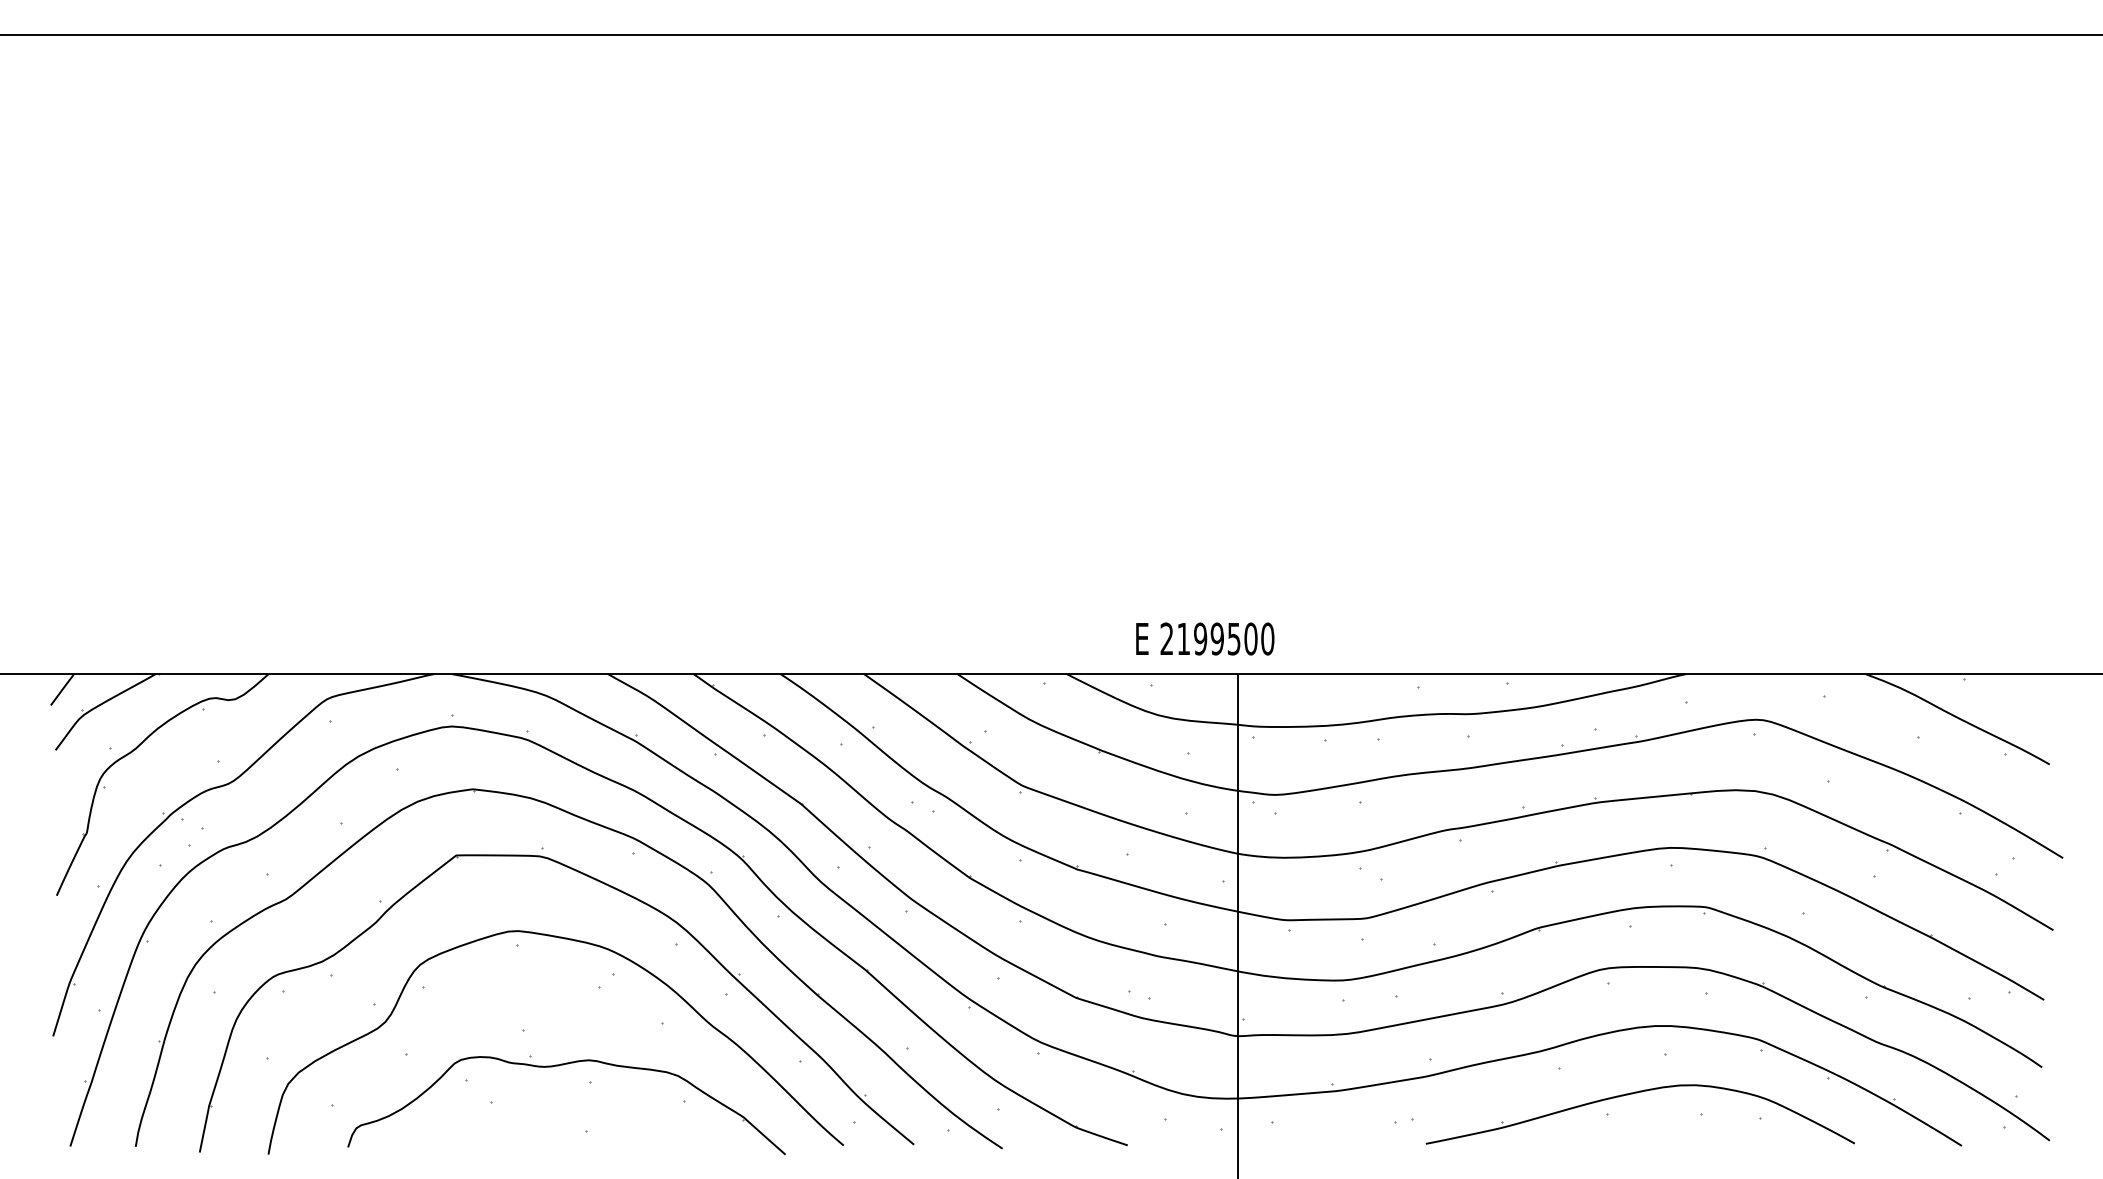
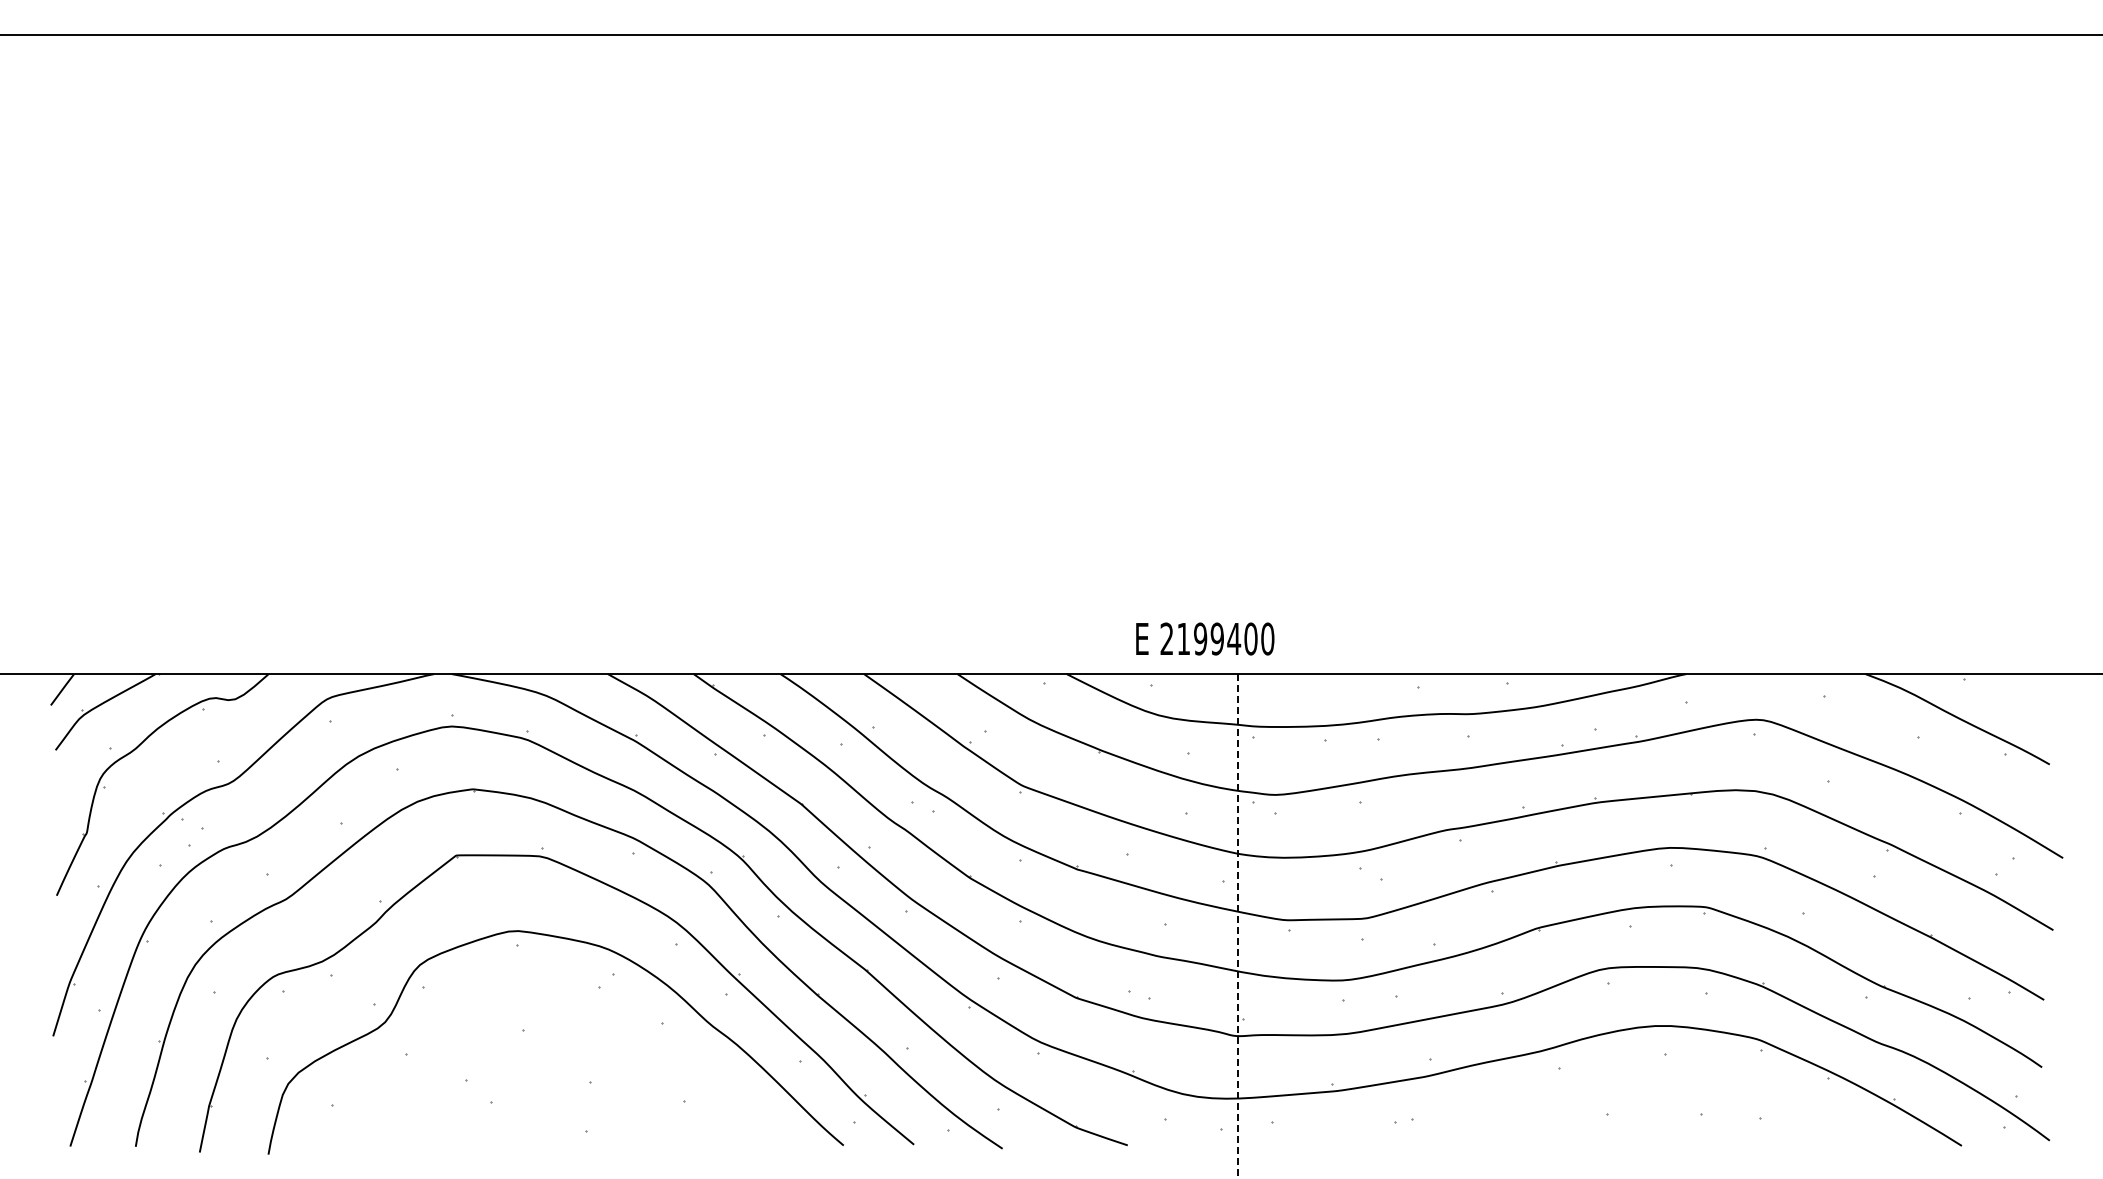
text: 2199500 -> 2199400 (1234, 639)
line: solid -> dashed (1237, 927)
part: present -> none (558, 1066)
part: present -> none (1637, 1093)
